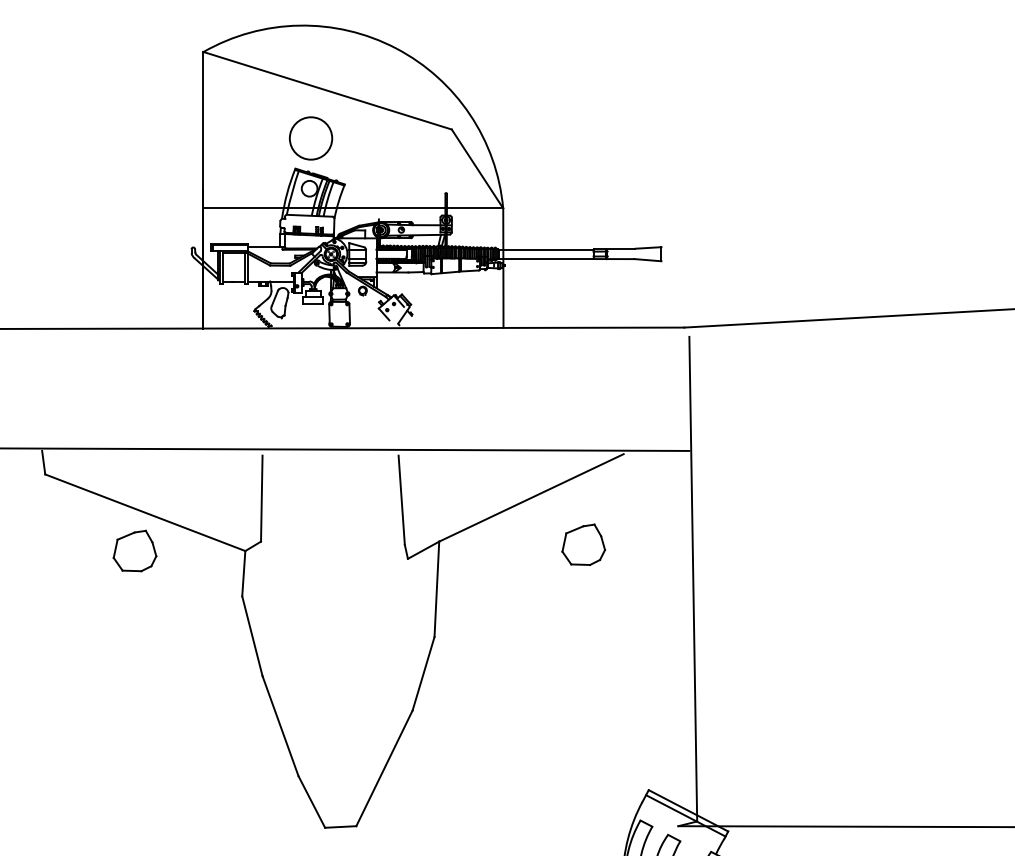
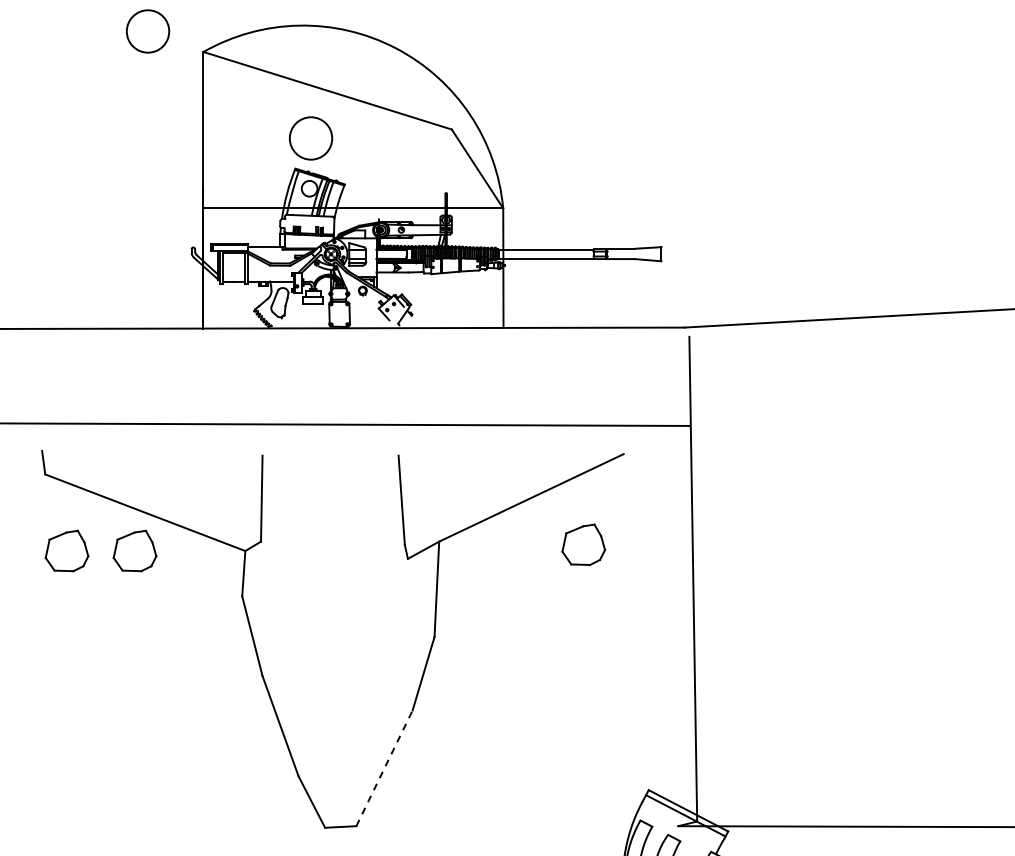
circle: none -> present (148, 31)
line position: (345, 449) -> (345, 424) (345, 424)
part: none -> present (66, 550)
line: solid -> dashed (384, 767)
